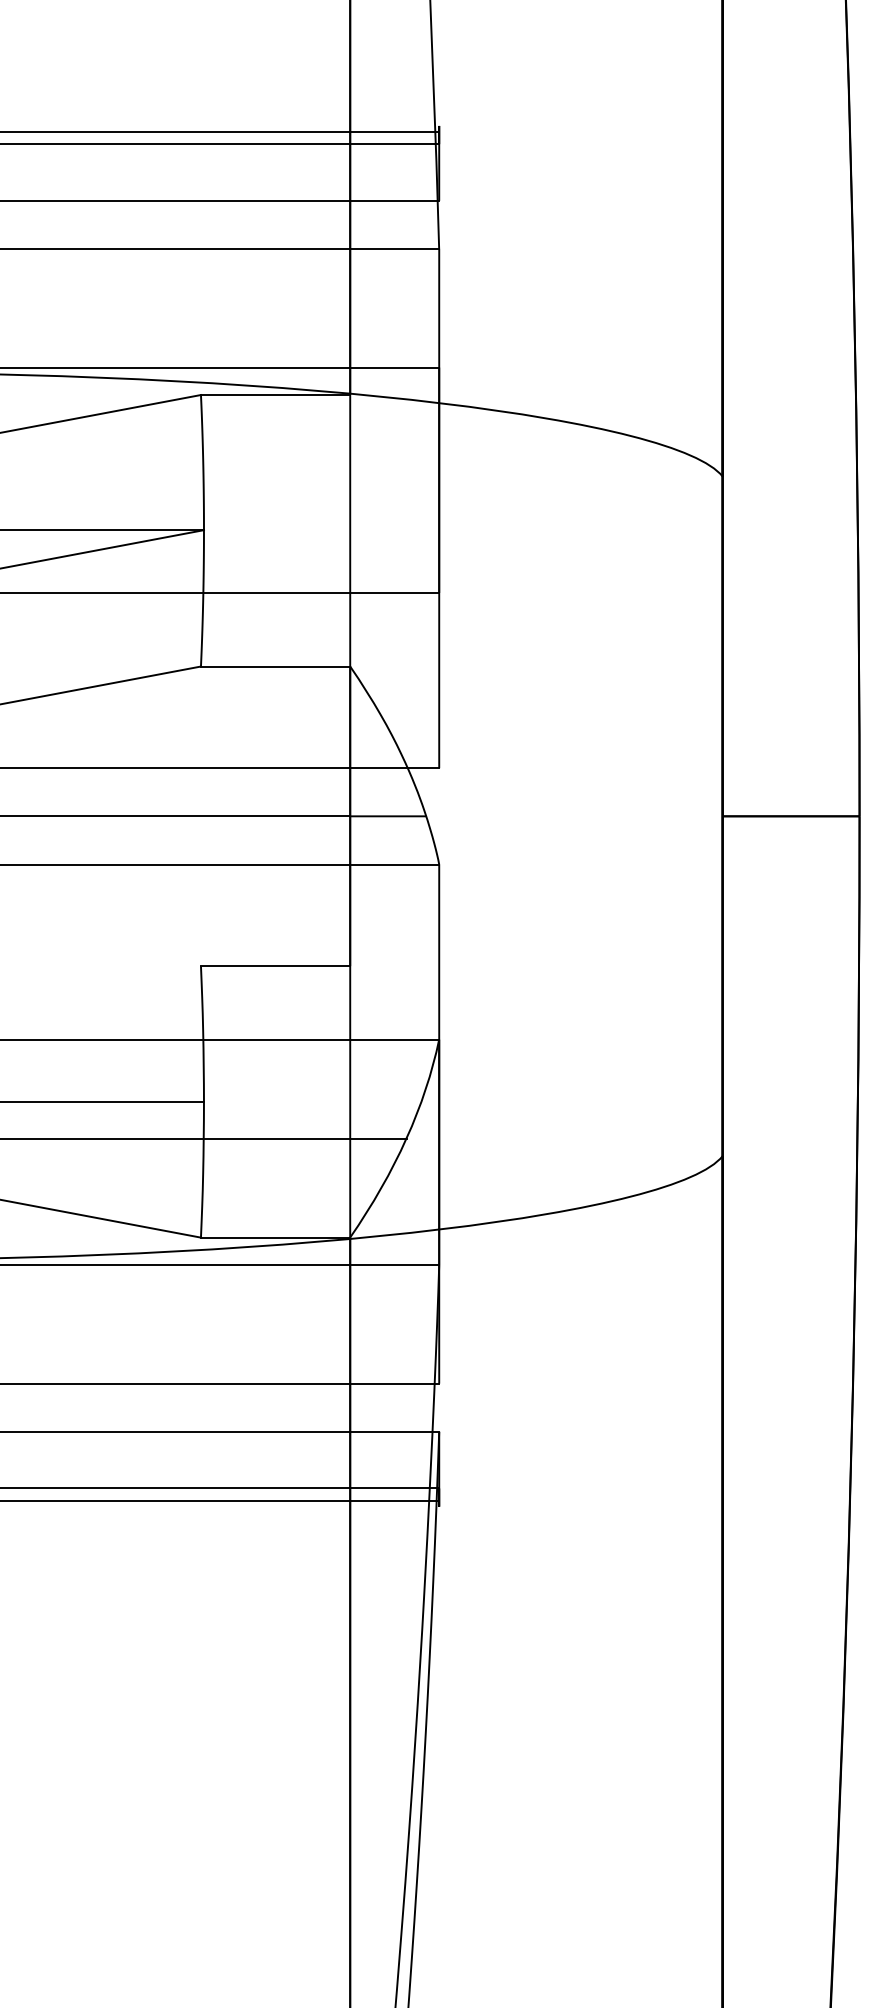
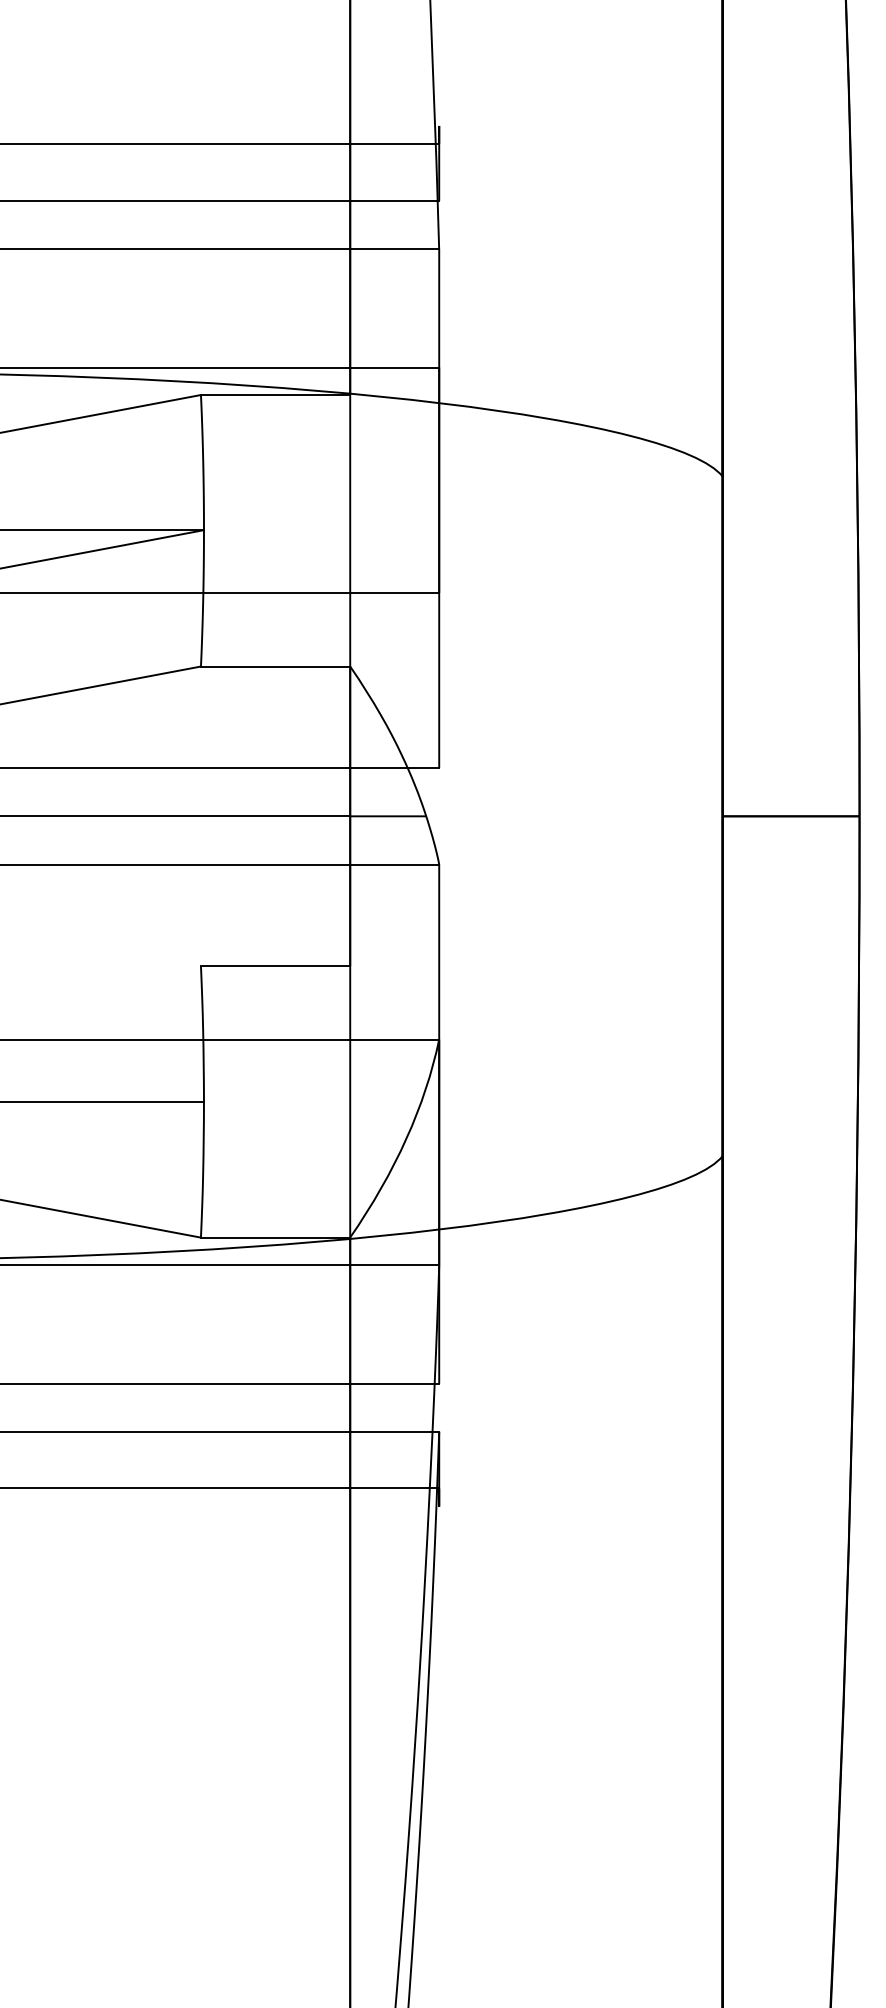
line: present -> none (220, 131)
line: present -> none (204, 1138)
line: present -> none (220, 1500)
